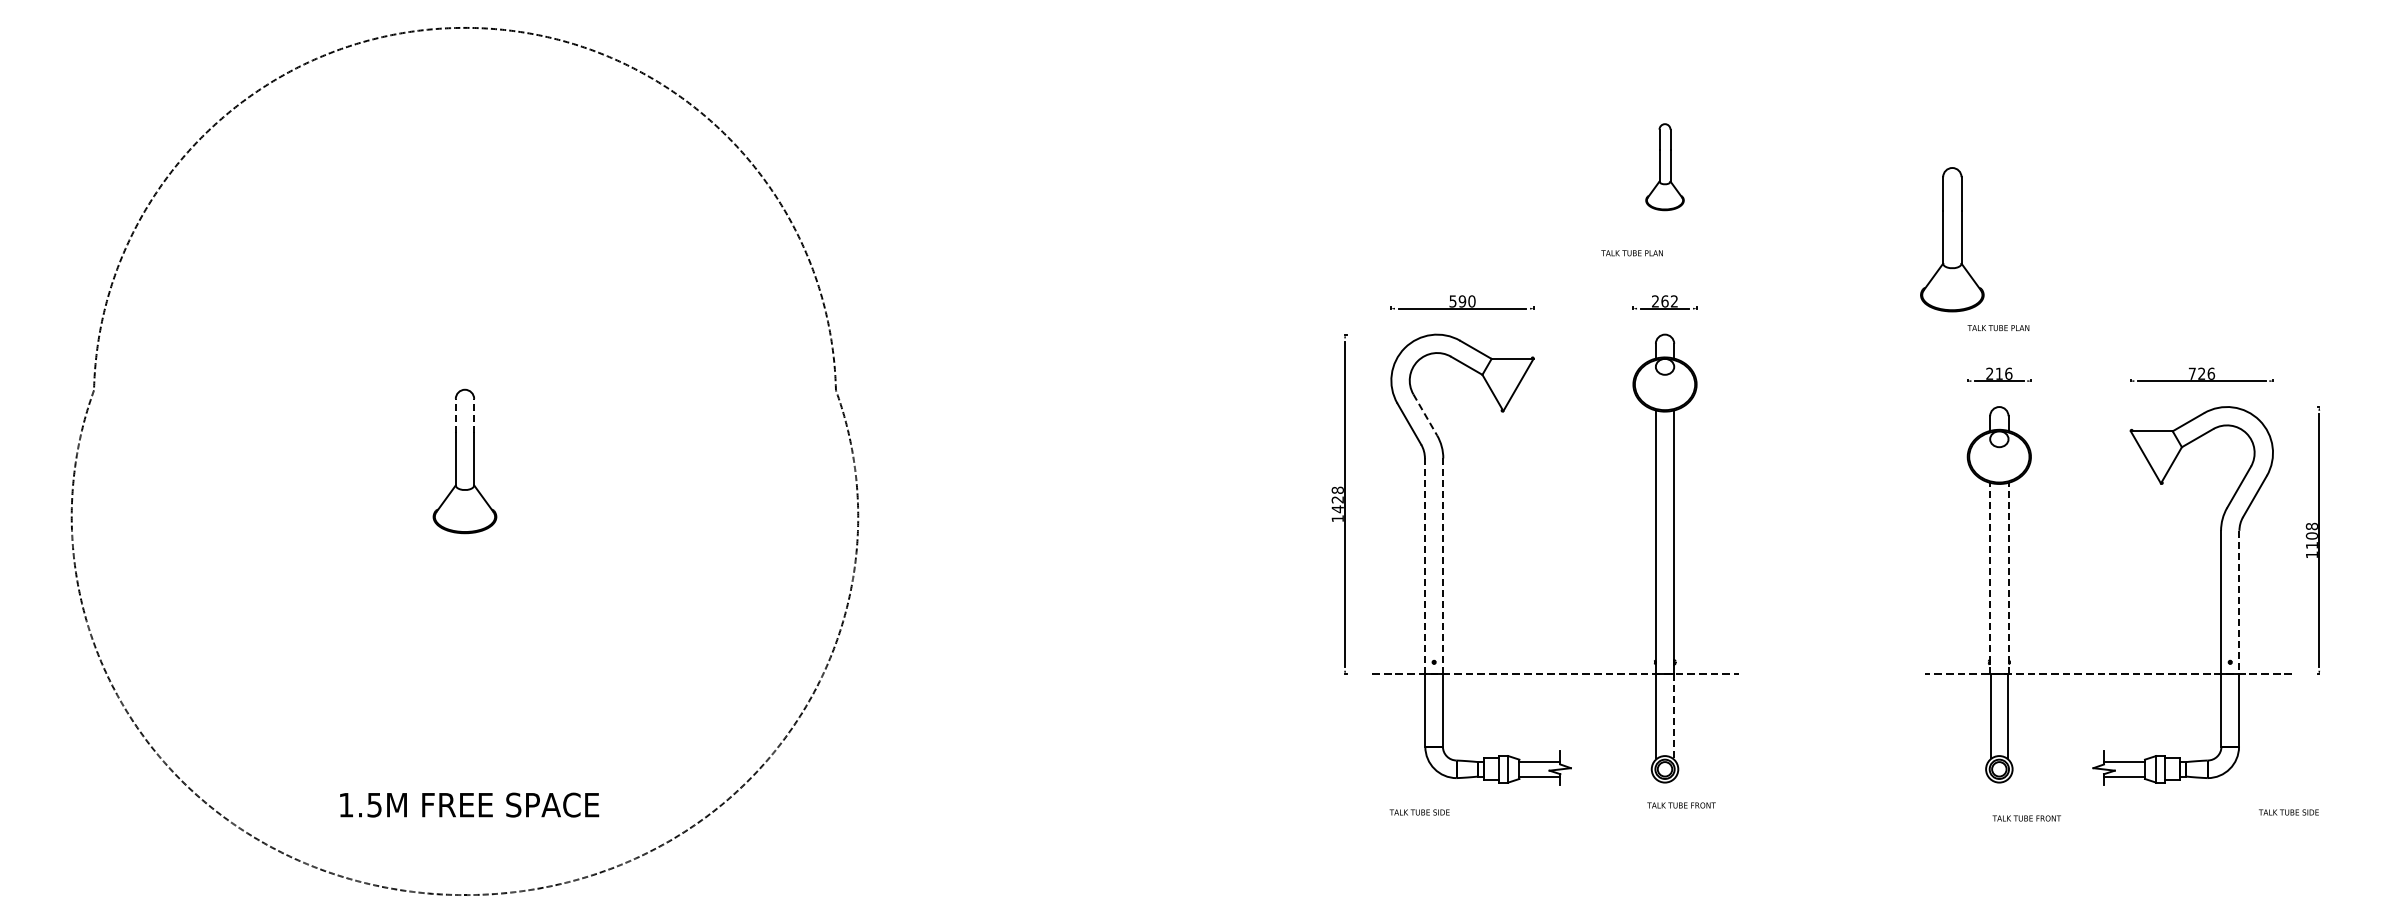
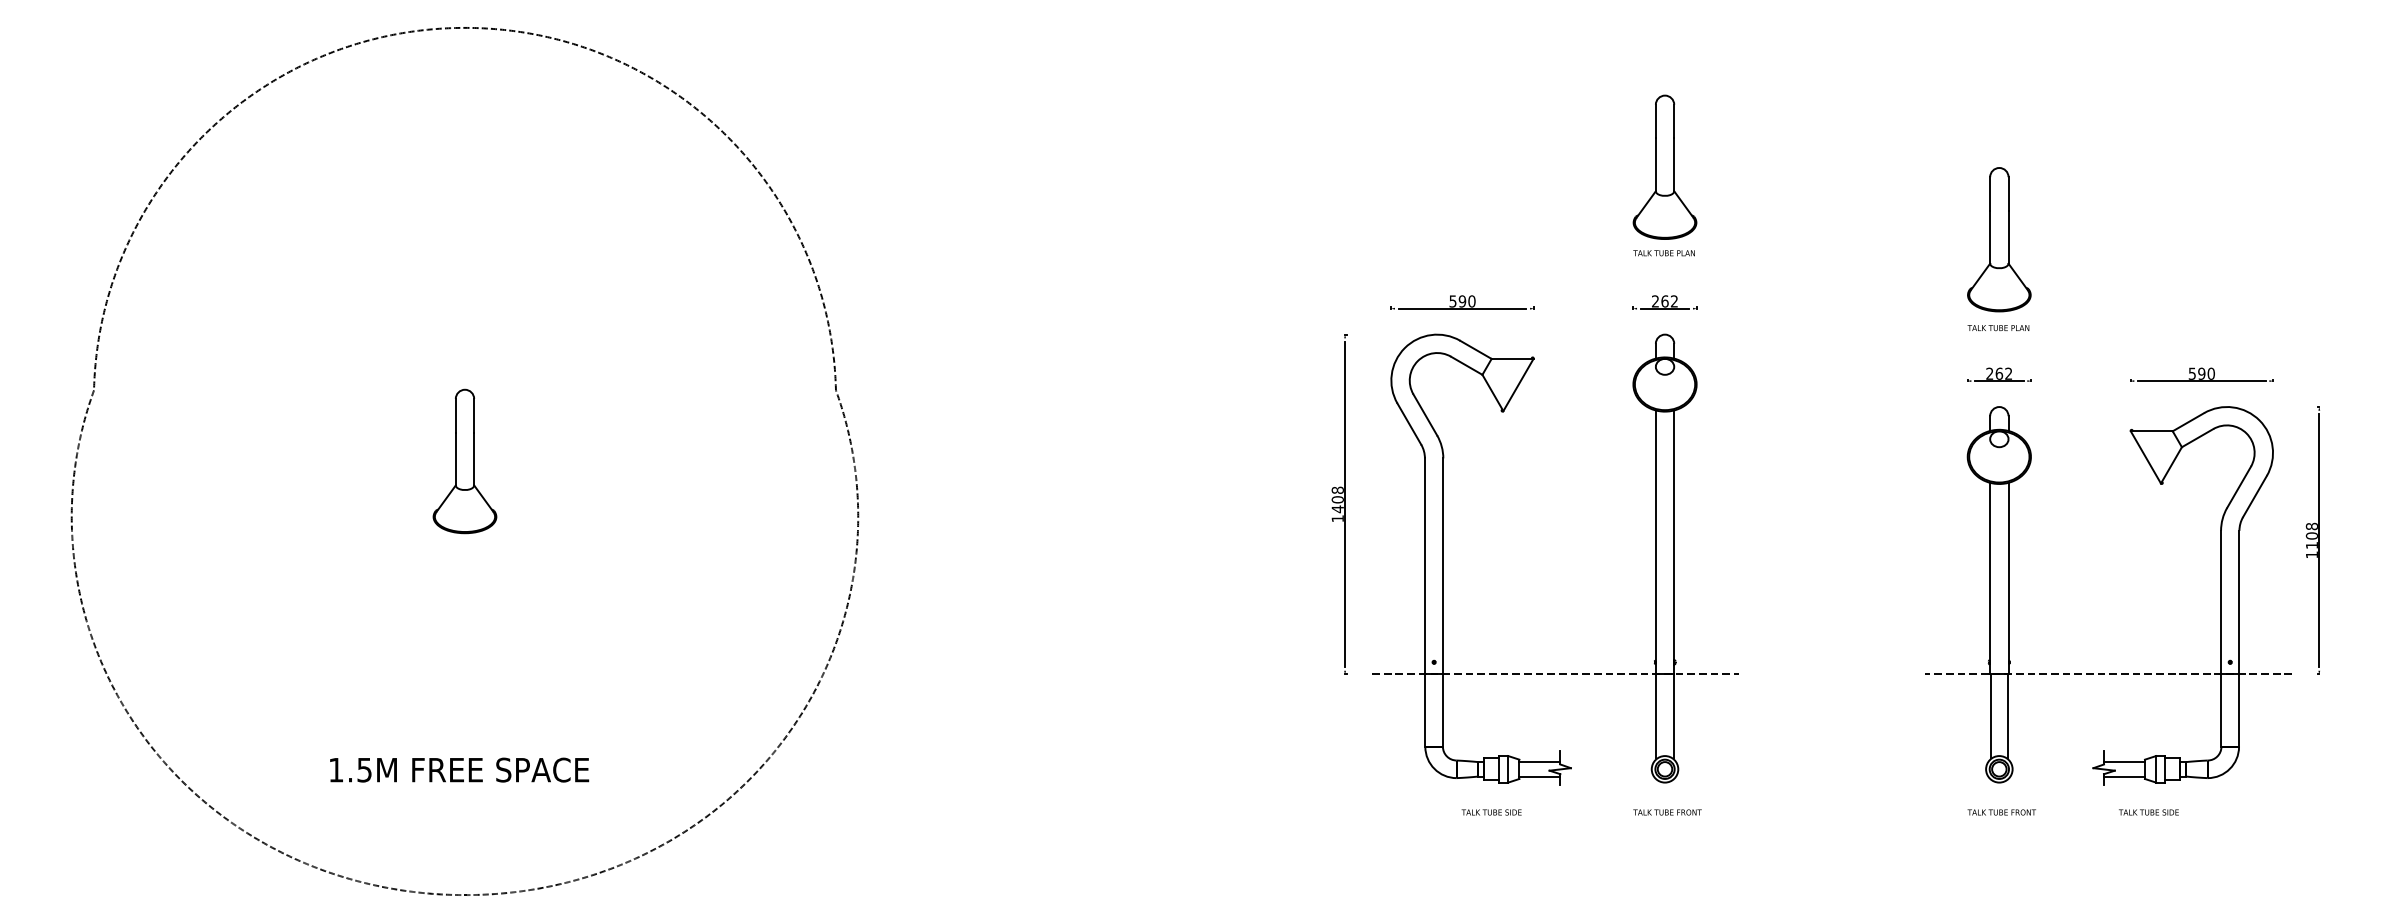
part size: 40x89 px -> 66x146 px (1664, 166)
part position: (1952, 239) -> (1999, 239) (1999, 239)
text position: (1631, 253) -> (1663, 253) (1663, 253)
text: 216 -> 262 (2003, 373)
text: 726 -> 590 (2201, 373)
line: dashed -> solid (1425, 414)
line: dashed -> solid (455, 415)
line: dashed -> solid (474, 415)
text: 1428 -> 1408 (1337, 499)
line: dashed -> solid (1424, 566)
line: dashed -> solid (1443, 566)
line: dashed -> solid (1990, 578)
line: dashed -> solid (2008, 578)
line: dashed -> solid (2239, 602)
line: dashed -> solid (1673, 716)
text position: (469, 804) -> (459, 769) (459, 769)
text position: (1681, 805) -> (1667, 812) (1667, 812)
text position: (1419, 812) -> (1491, 812) (1491, 812)
text position: (2288, 812) -> (2148, 812) (2148, 812)
text position: (2026, 818) -> (2001, 812) (2001, 812)
